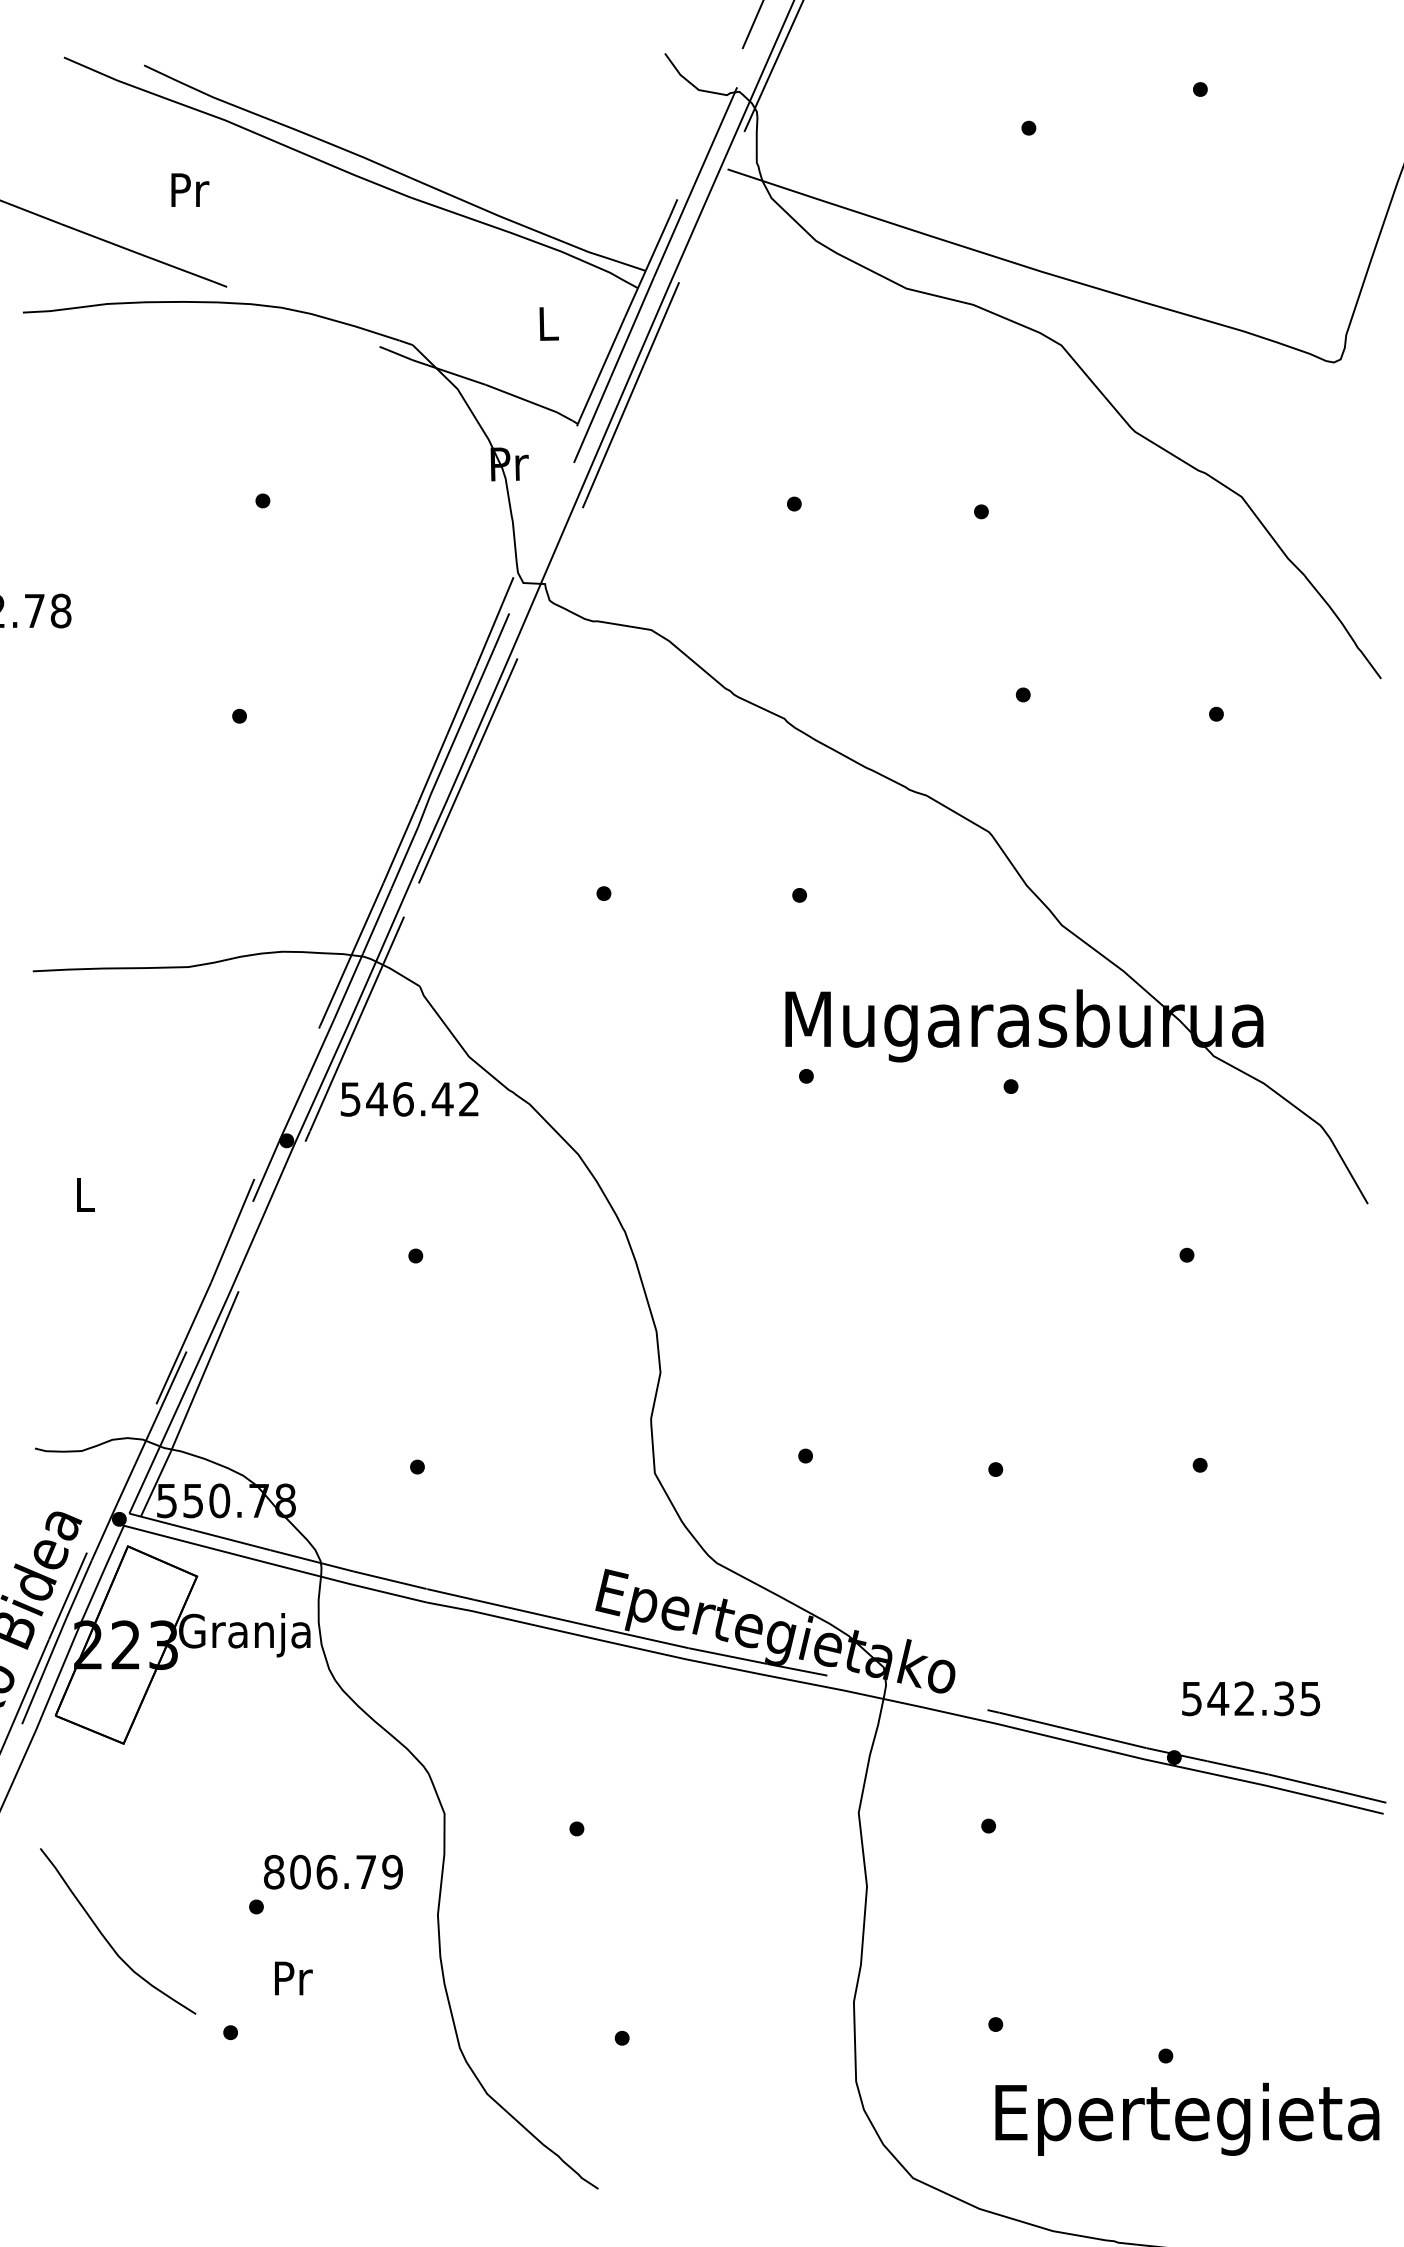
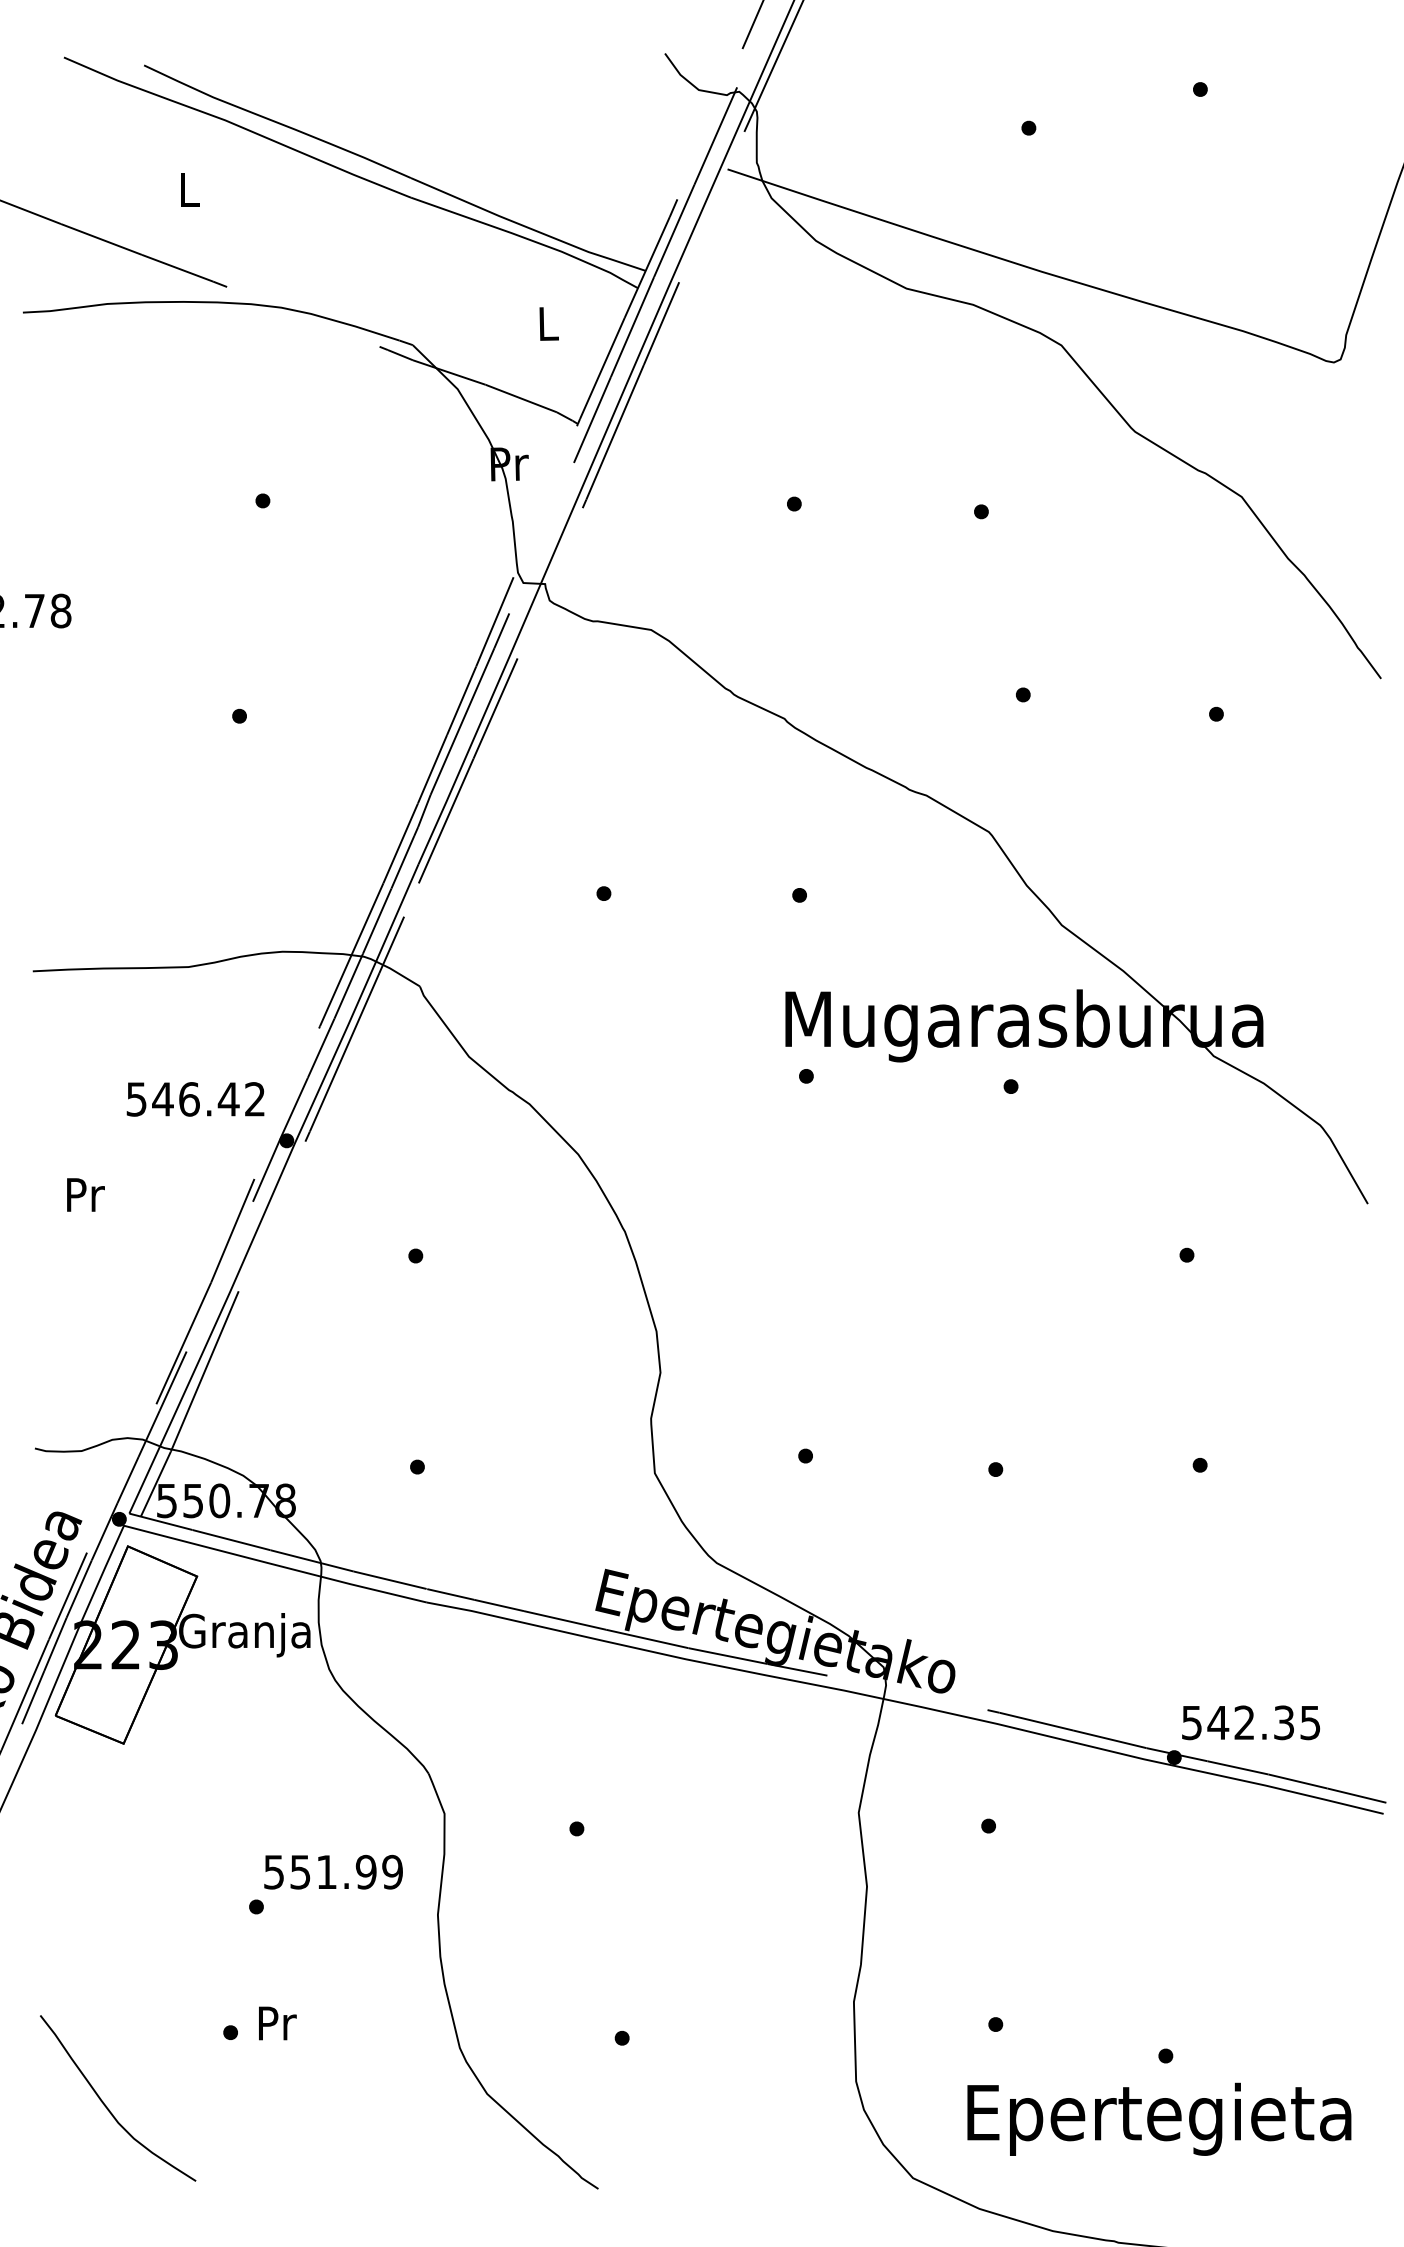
text: Pr -> L (190, 189)
text position: (409, 1099) -> (195, 1099) (195, 1099)
text: L -> Pr (85, 1194)
text position: (1251, 1698) -> (1251, 1722) (1251, 1722)
text: 806.79 -> 551.99 (320, 1871)
curve position: (107, 1939) -> (107, 2106) (107, 2106)
text position: (293, 1978) -> (277, 2023) (277, 2023)
text position: (1187, 2118) -> (1159, 2118) (1159, 2118)
